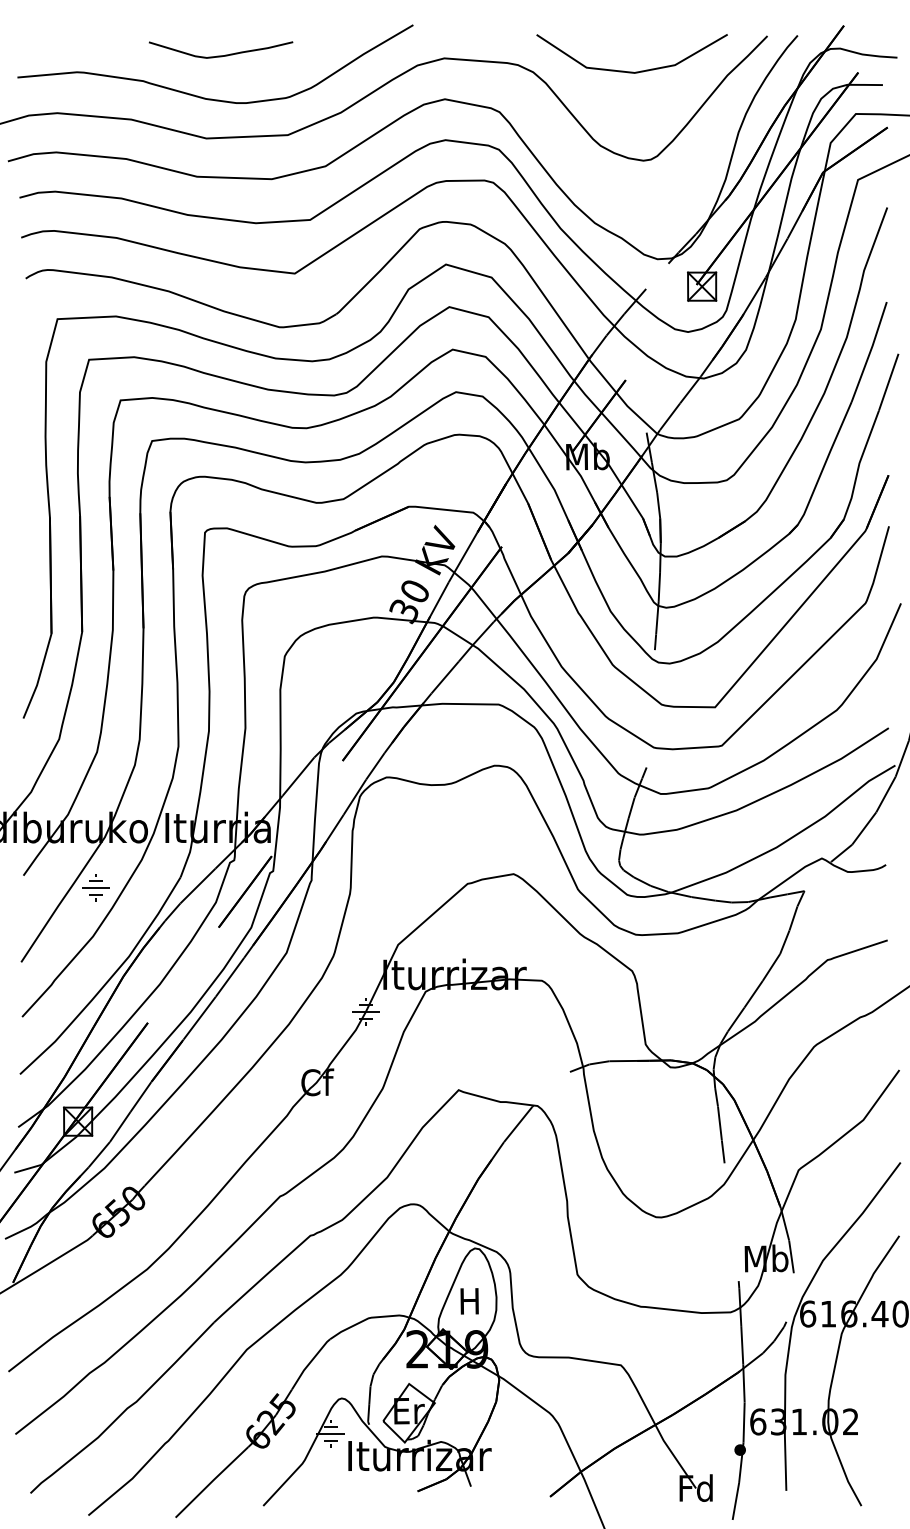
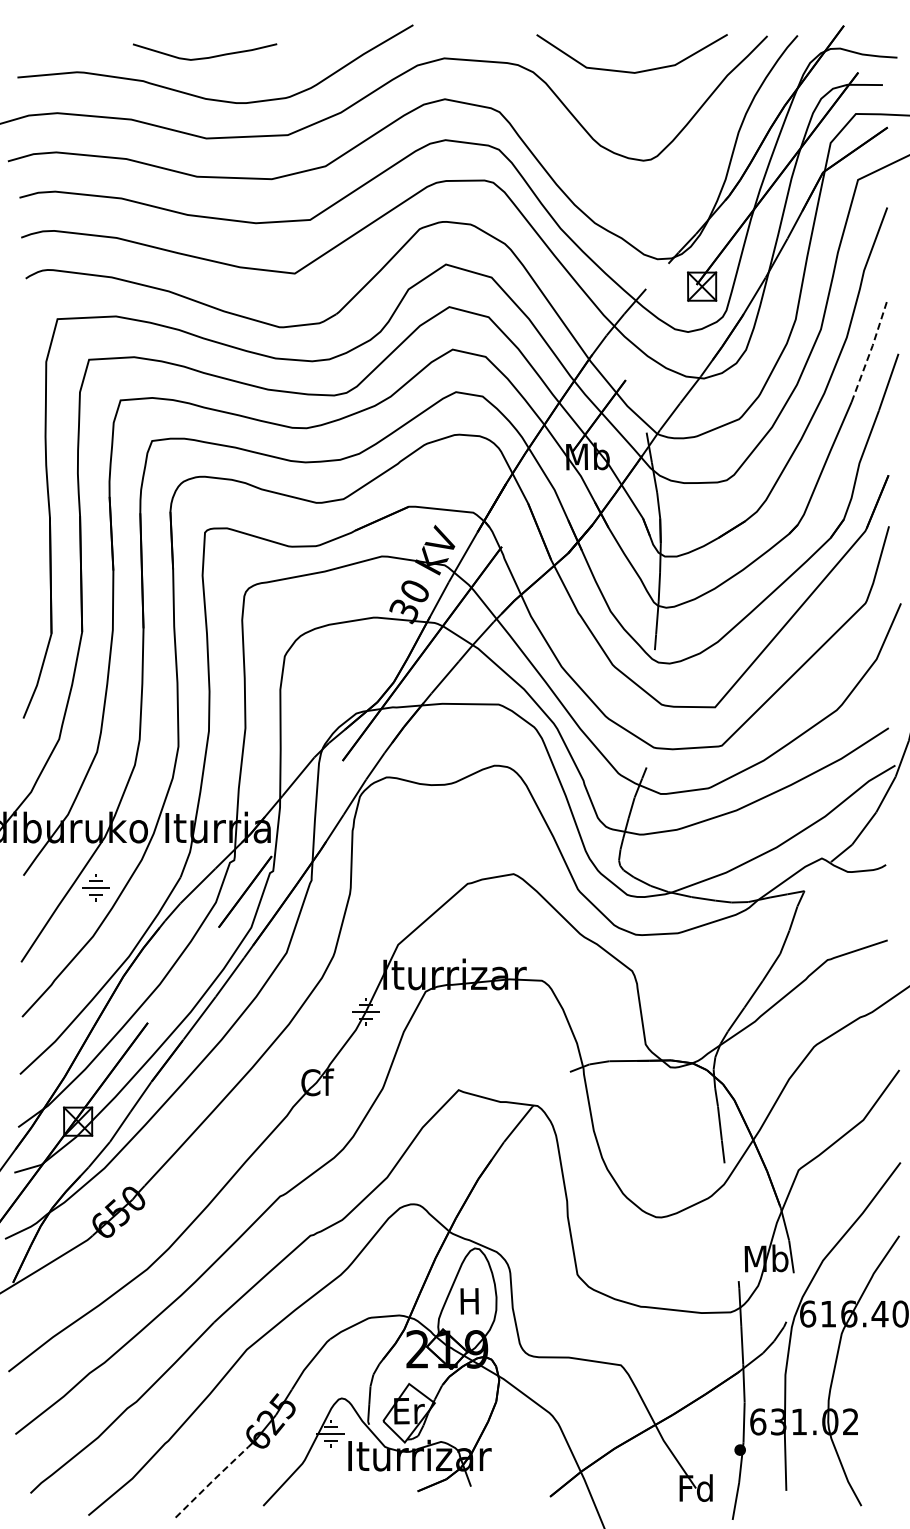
curve position: (221, 55) -> (205, 57) (205, 57)
line: solid -> dashed (870, 352)
line: solid -> dashed (212, 1481)
